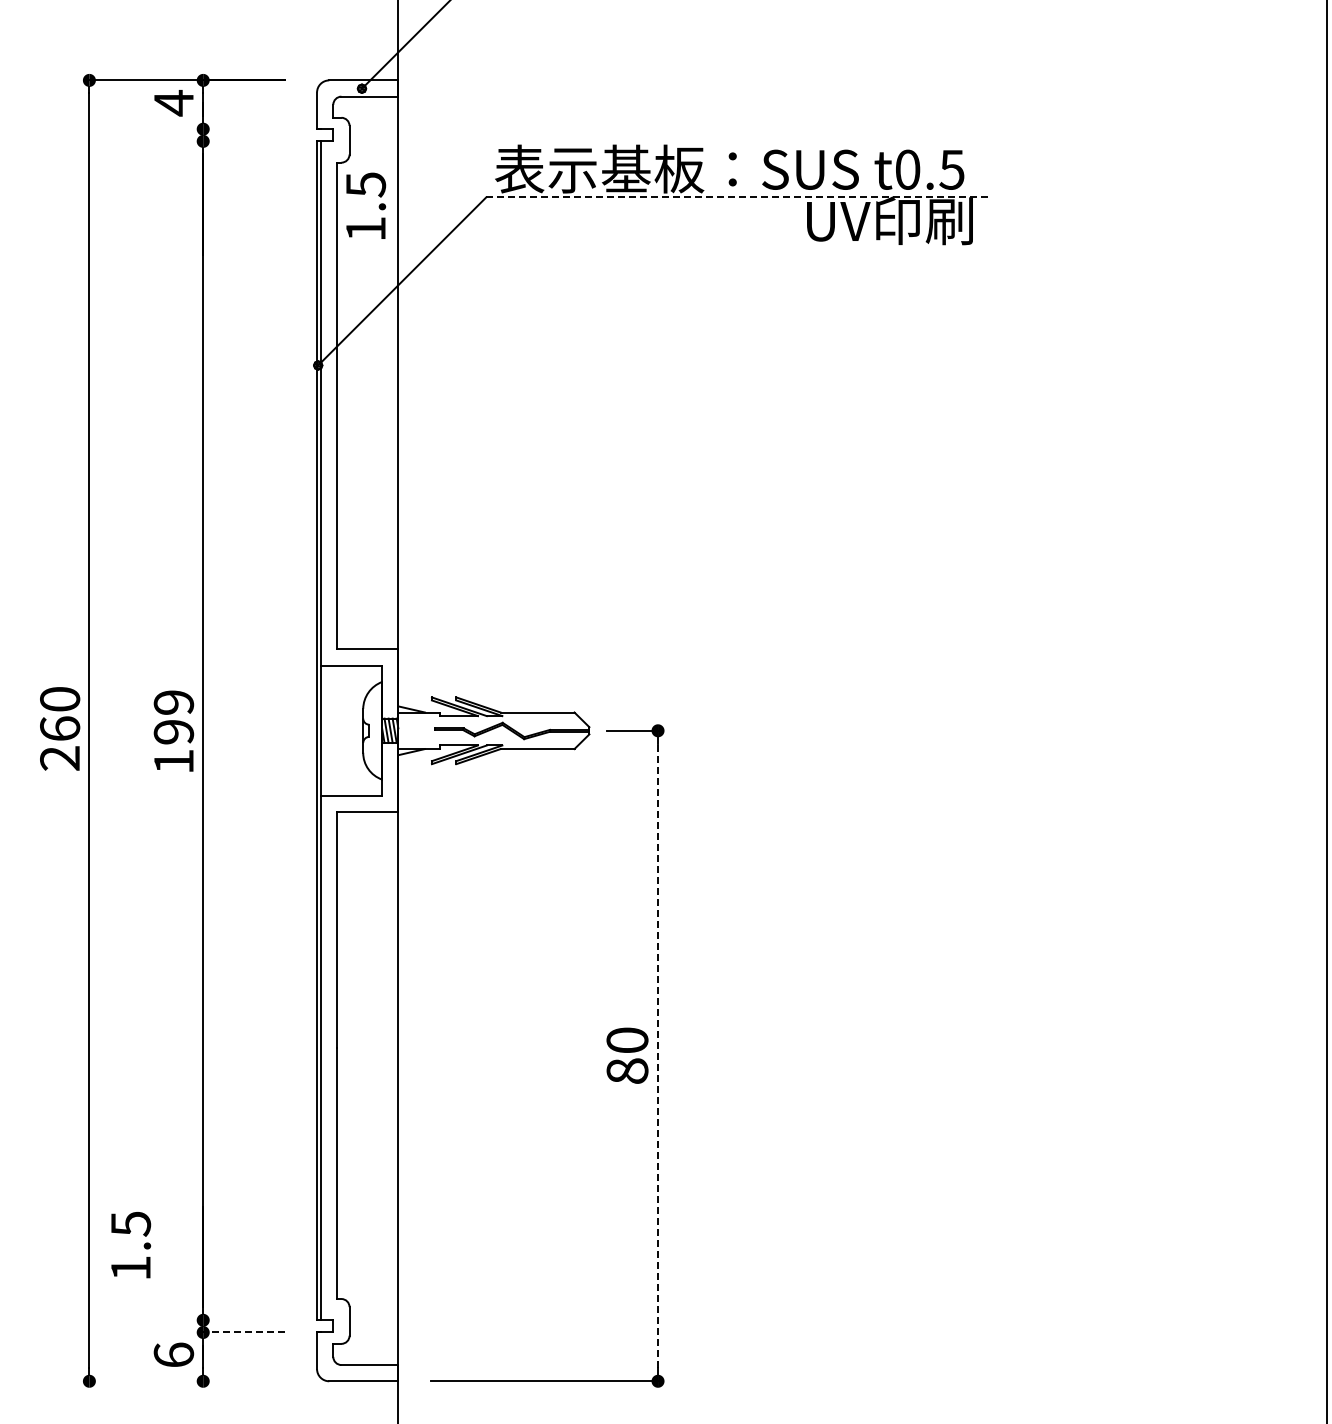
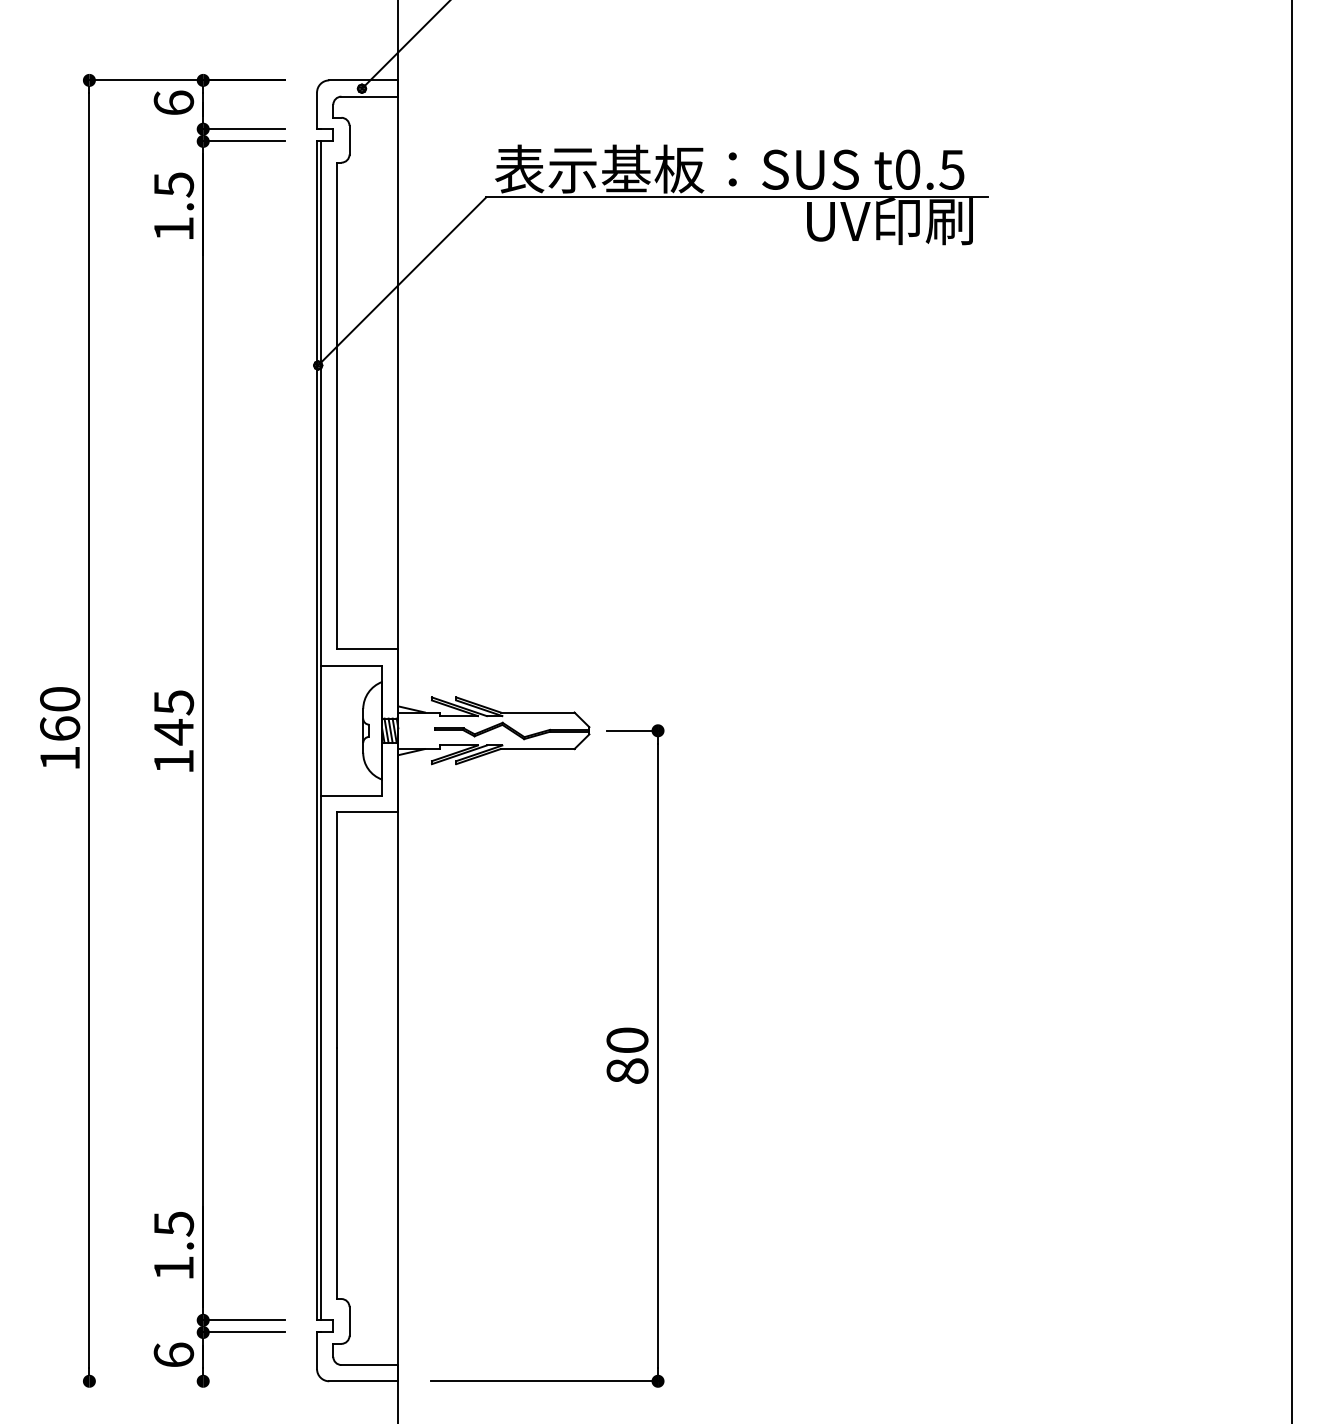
text: 4 -> 6 (173, 103)
line: none -> present (243, 129)
line: none -> present (243, 141)
line: dashed -> solid (737, 197)
text position: (366, 205) -> (174, 205) (174, 205)
line position: (1327, 711) -> (1292, 711) (1292, 711)
text: 199 -> 145 (173, 717)
text: 260 -> 160 (59, 758)
line: dashed -> solid (658, 1055)
text position: (131, 1245) -> (174, 1245) (174, 1245)
line: none -> present (243, 1320)
line: dashed -> solid (243, 1332)
